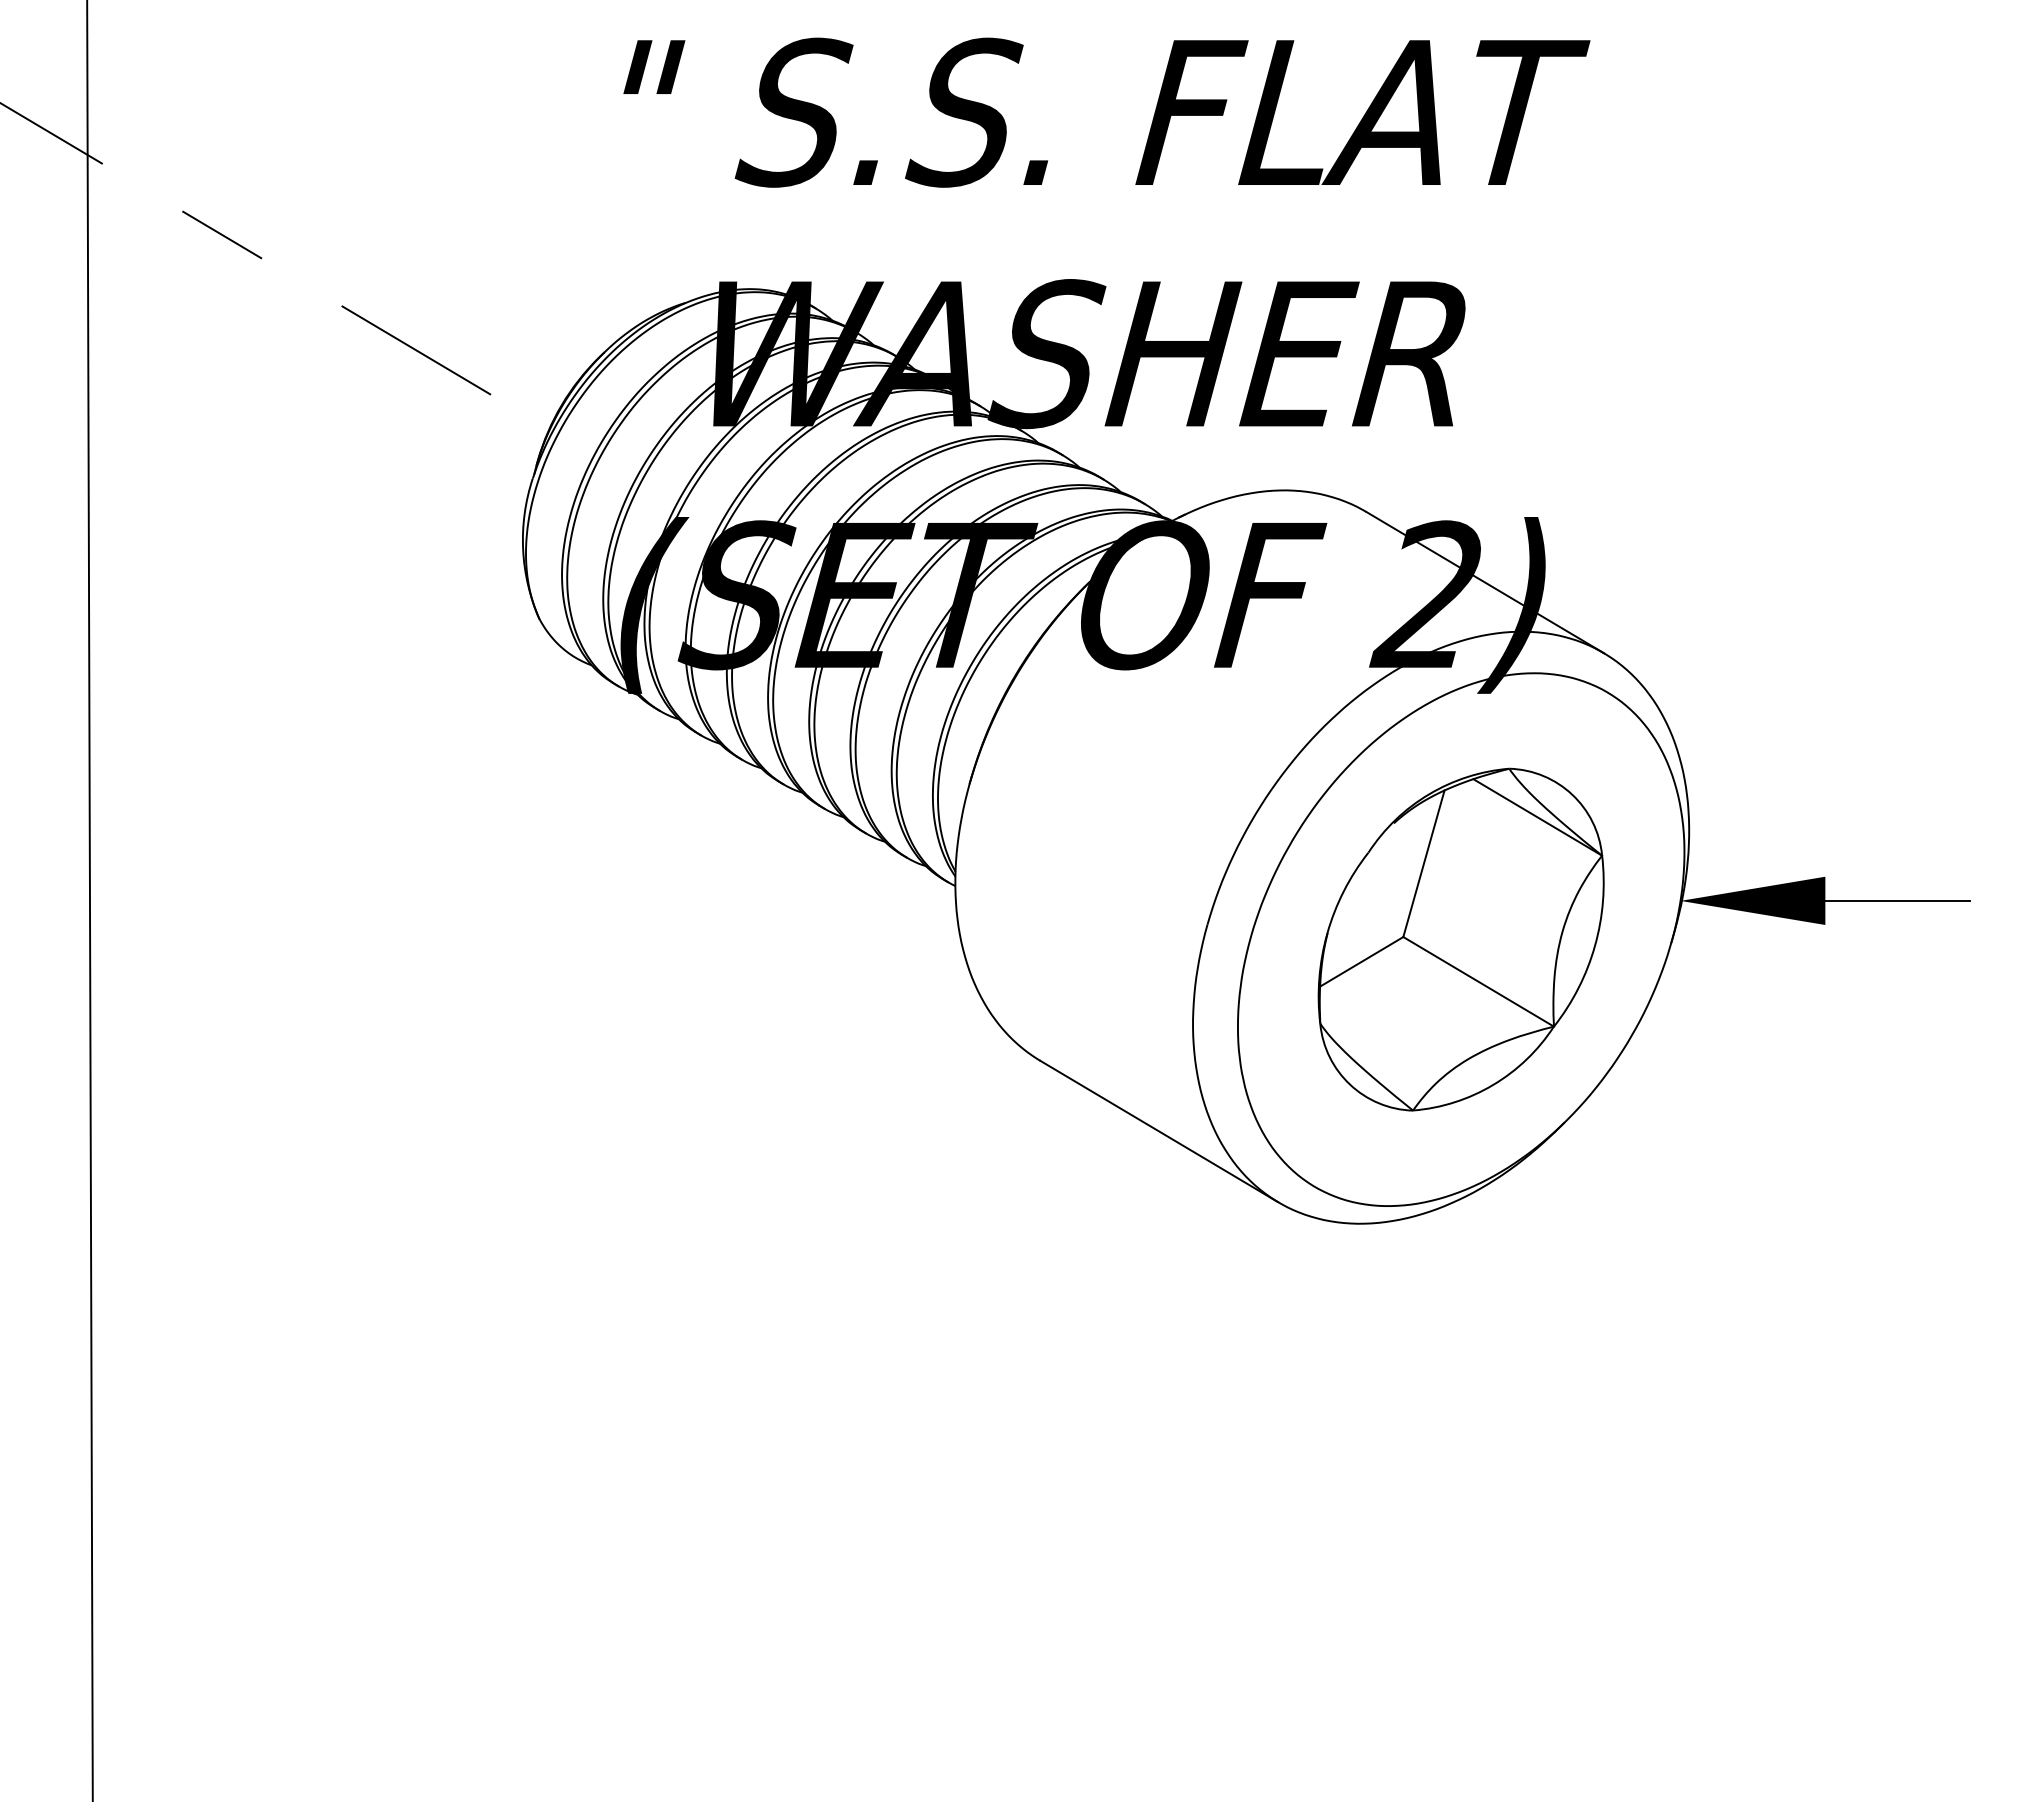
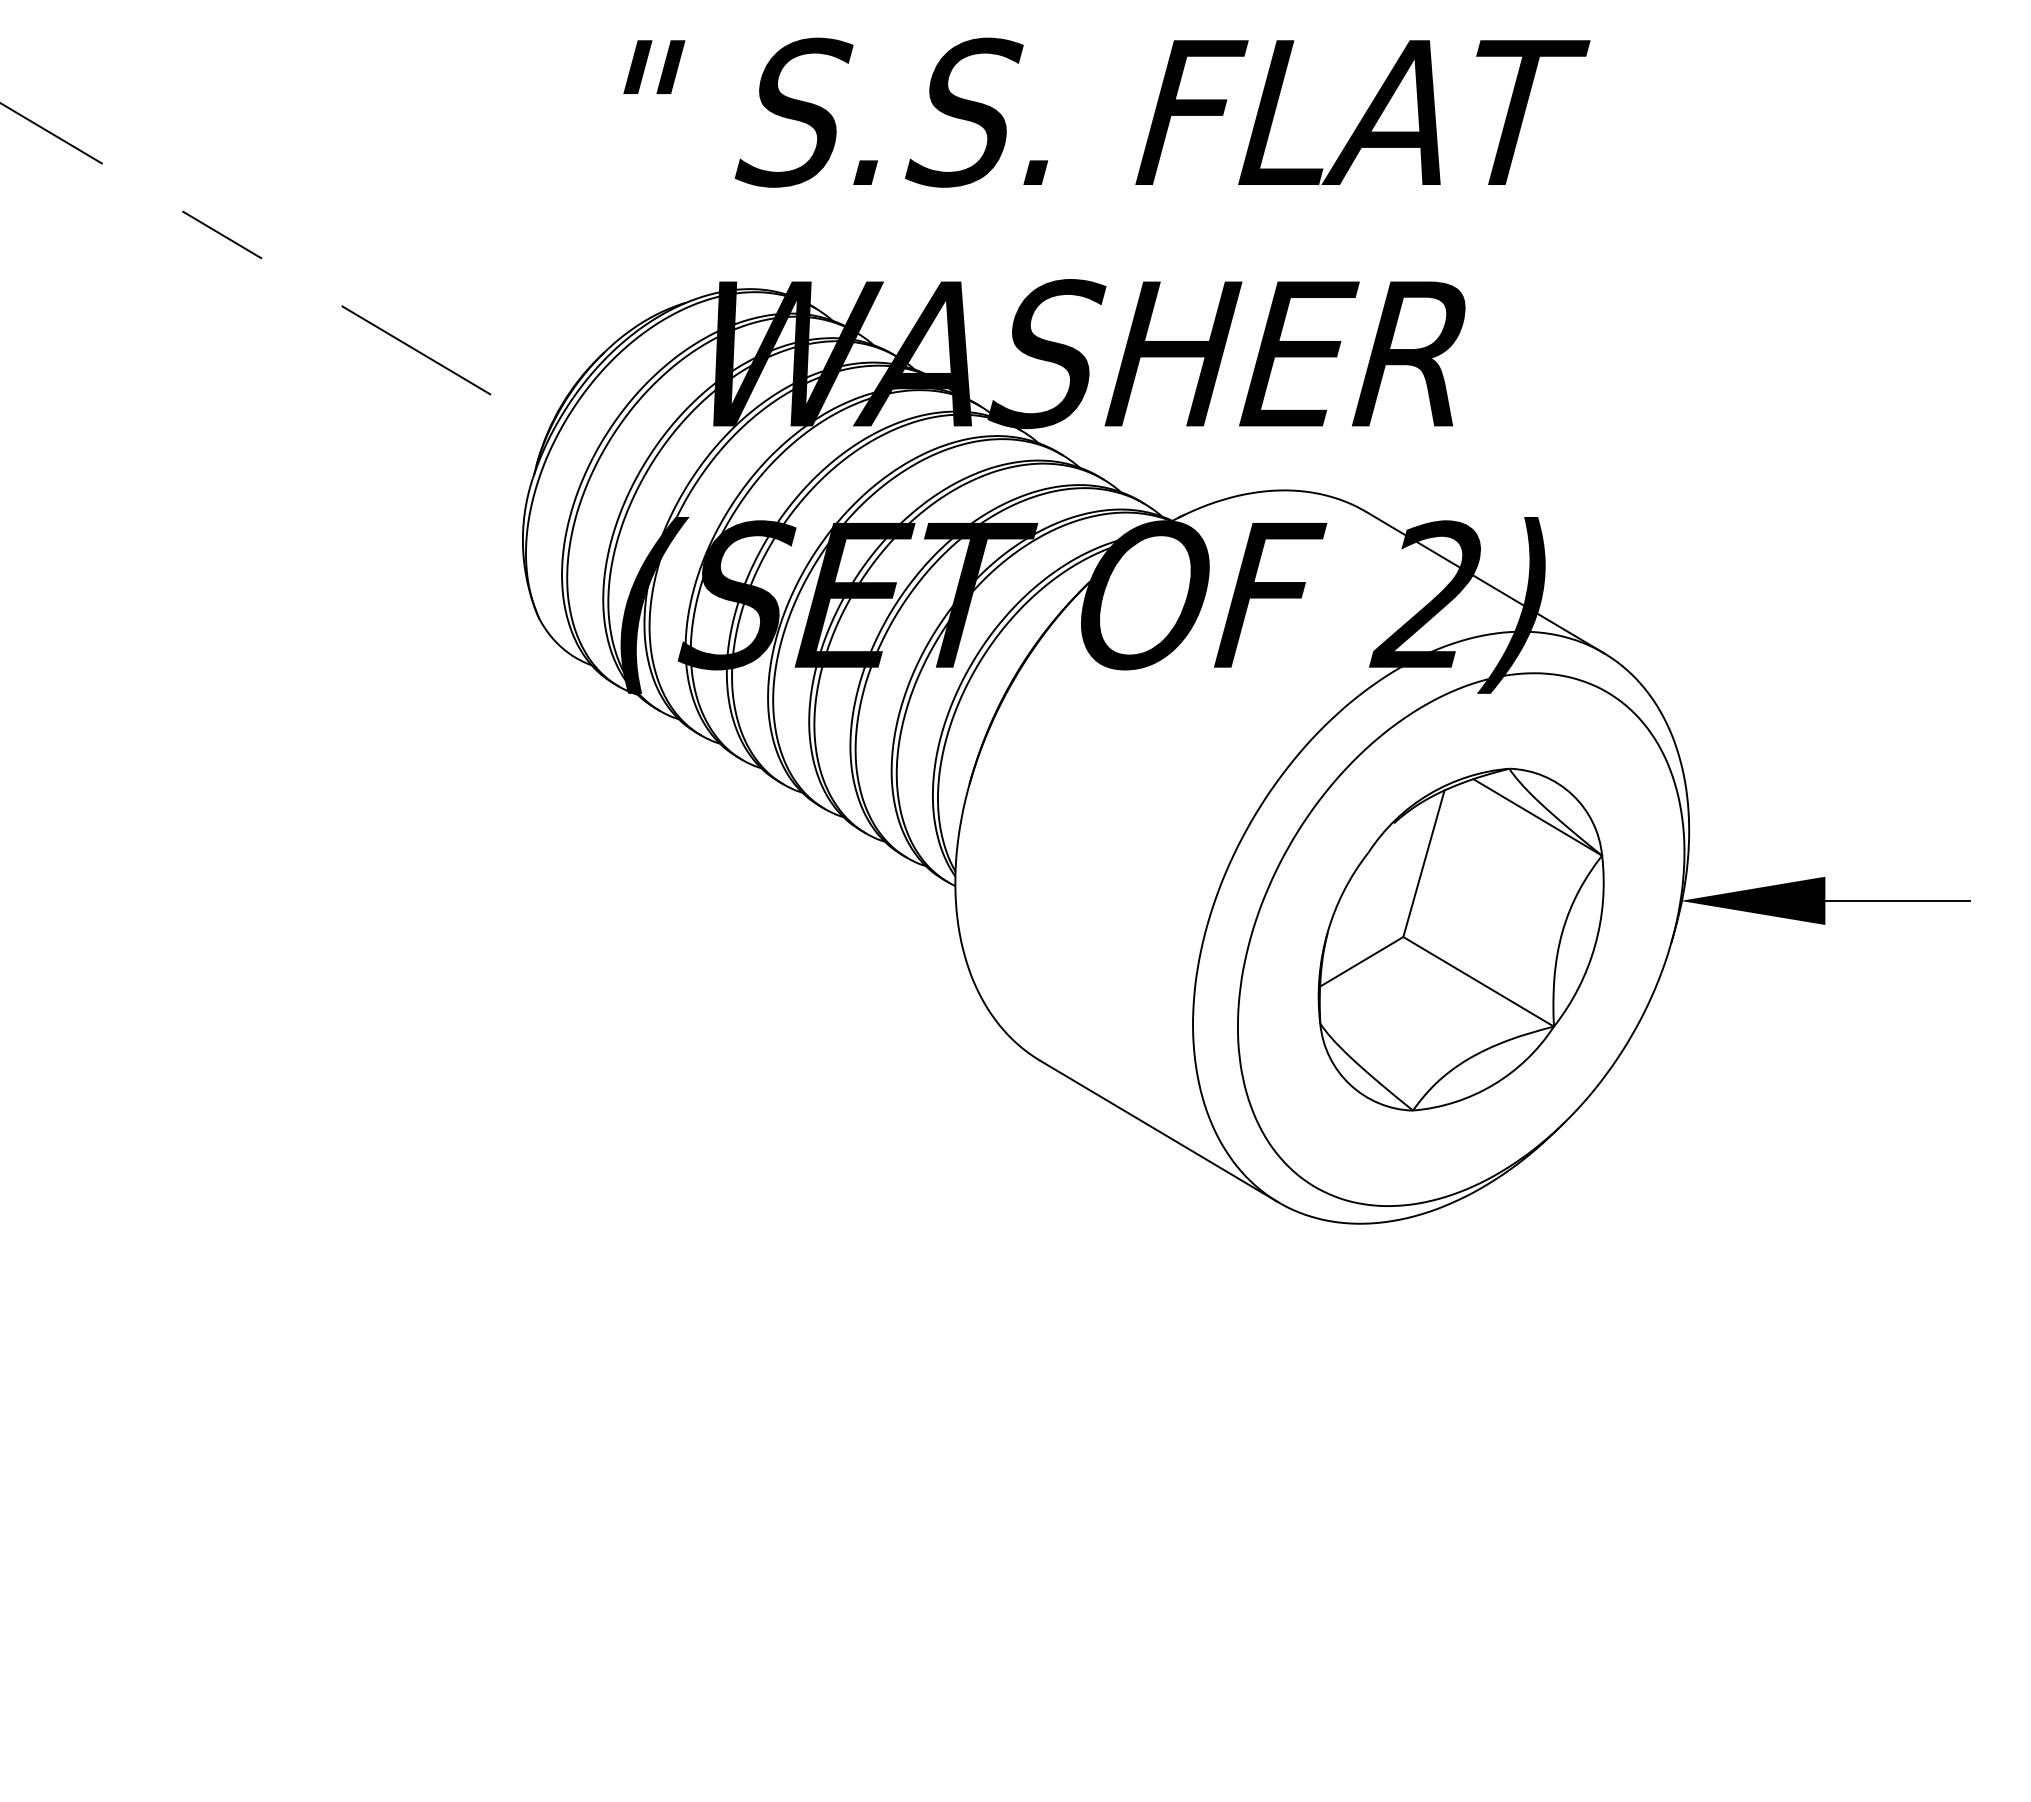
line: present -> none (89, 900)
